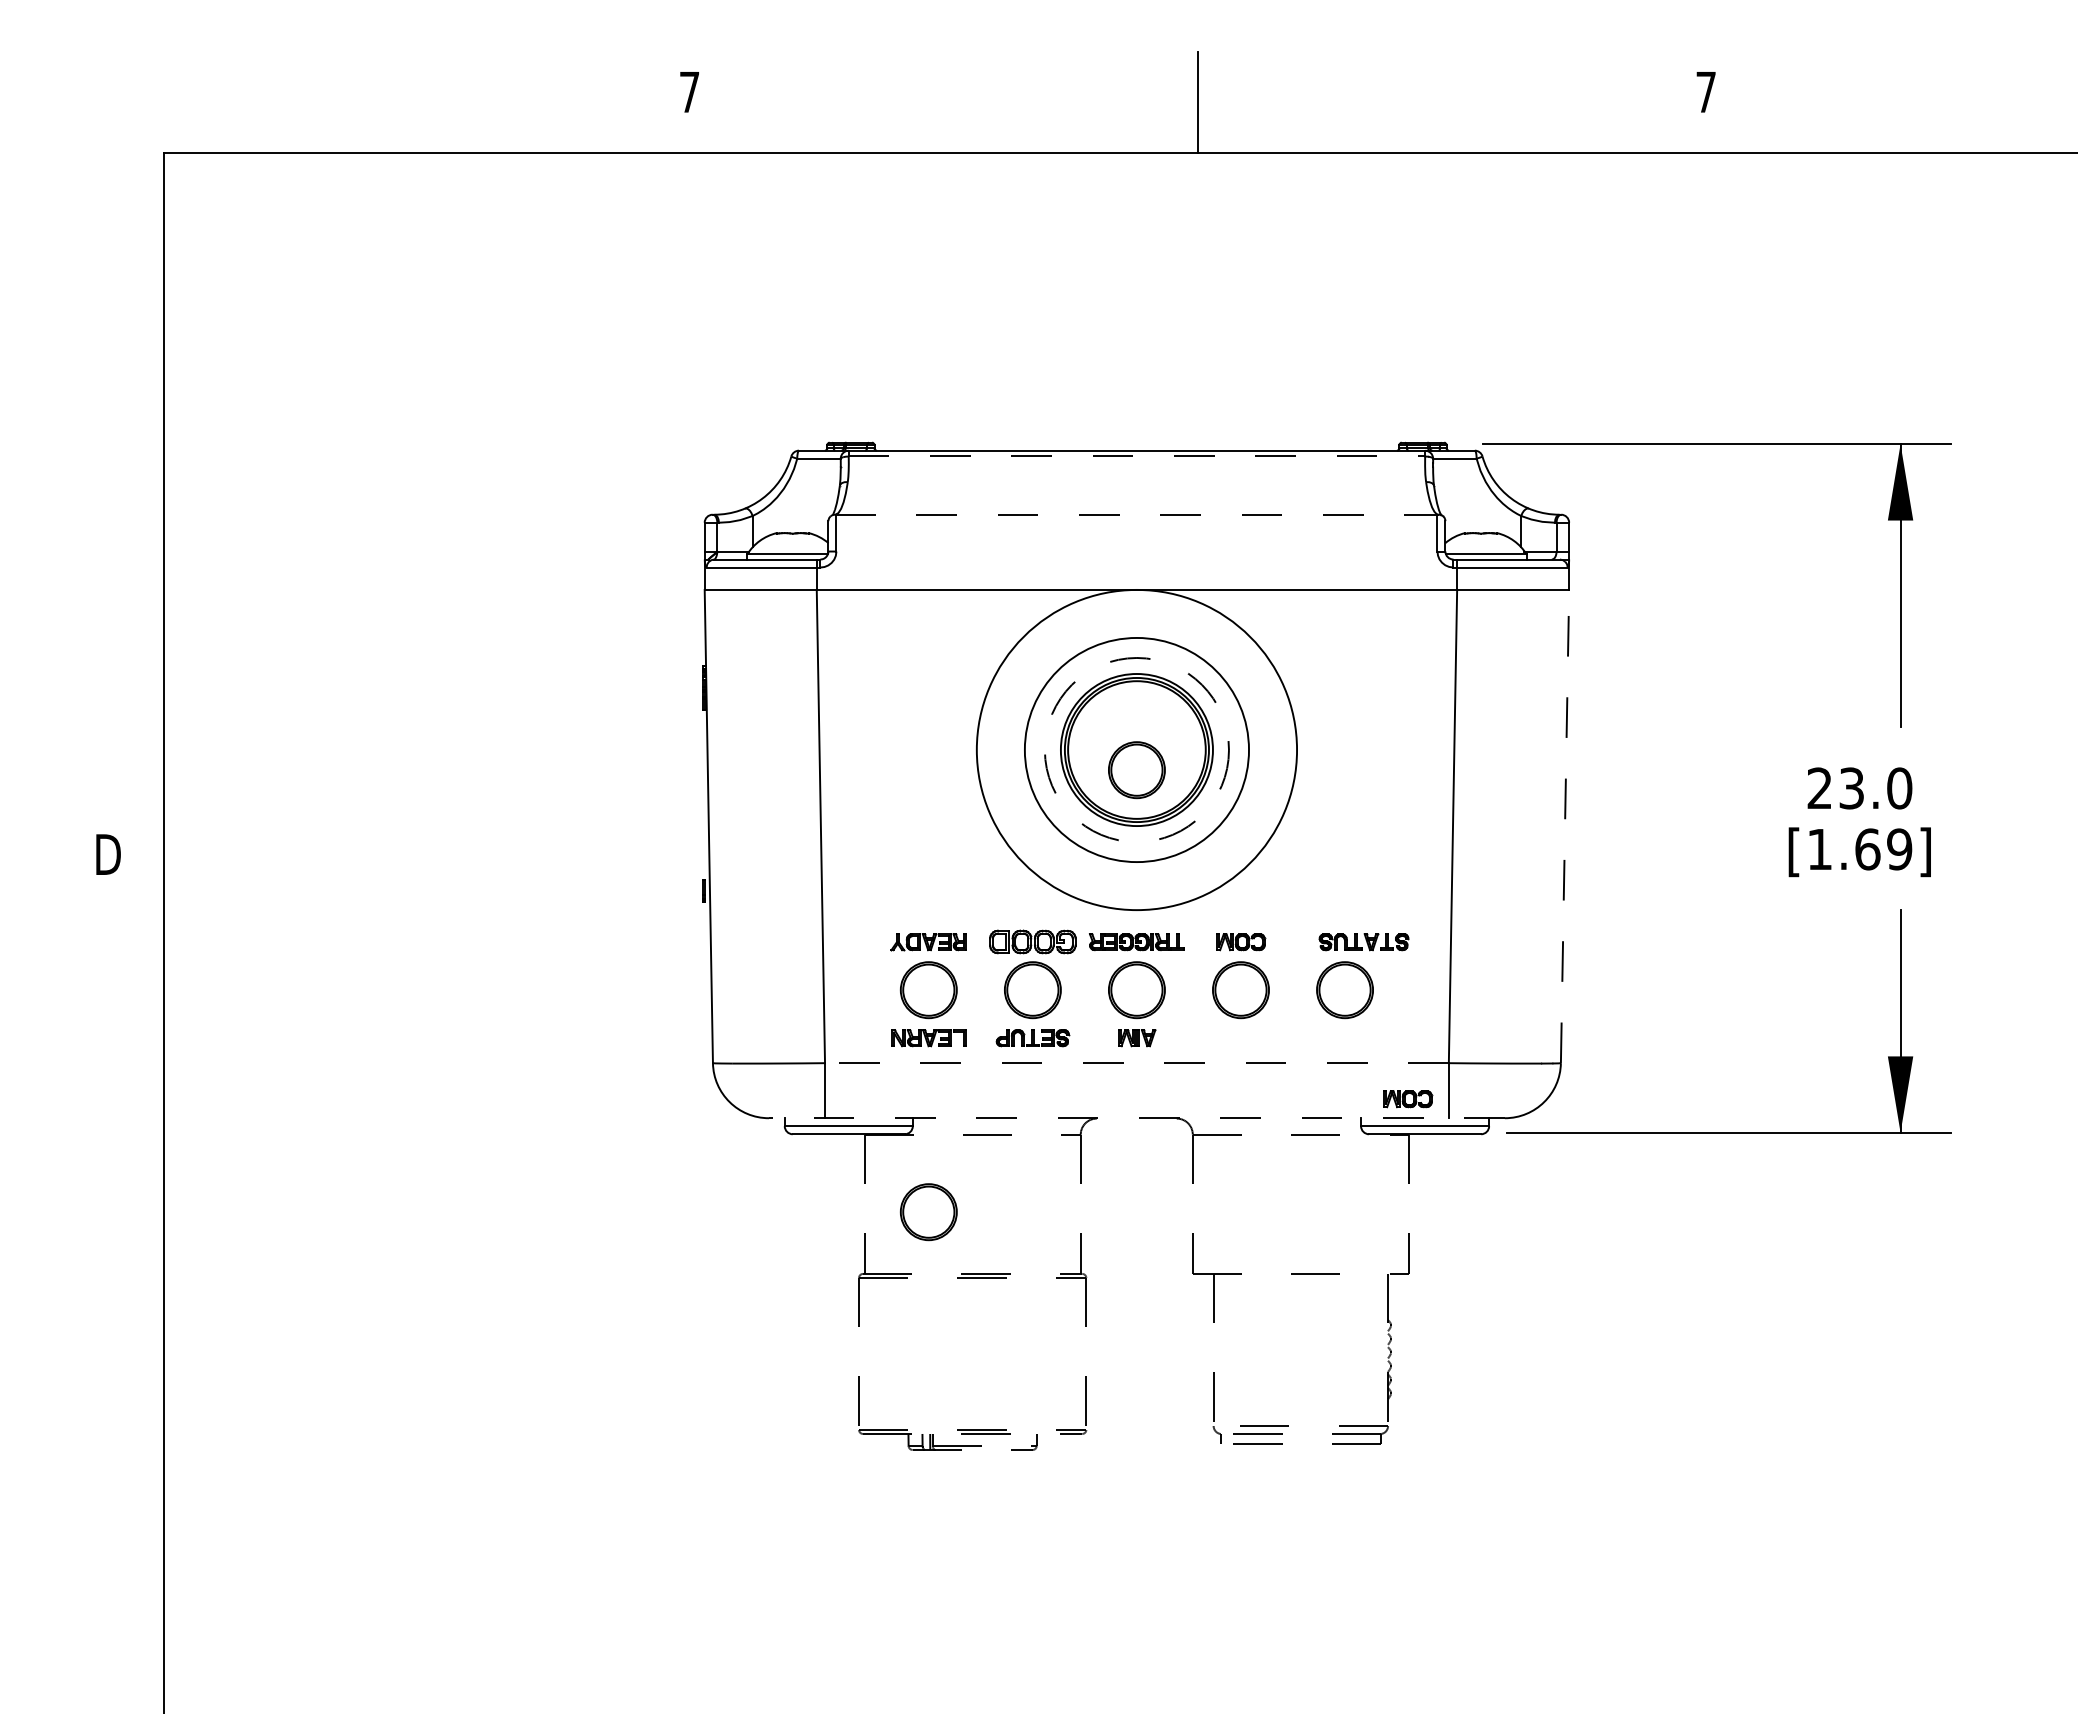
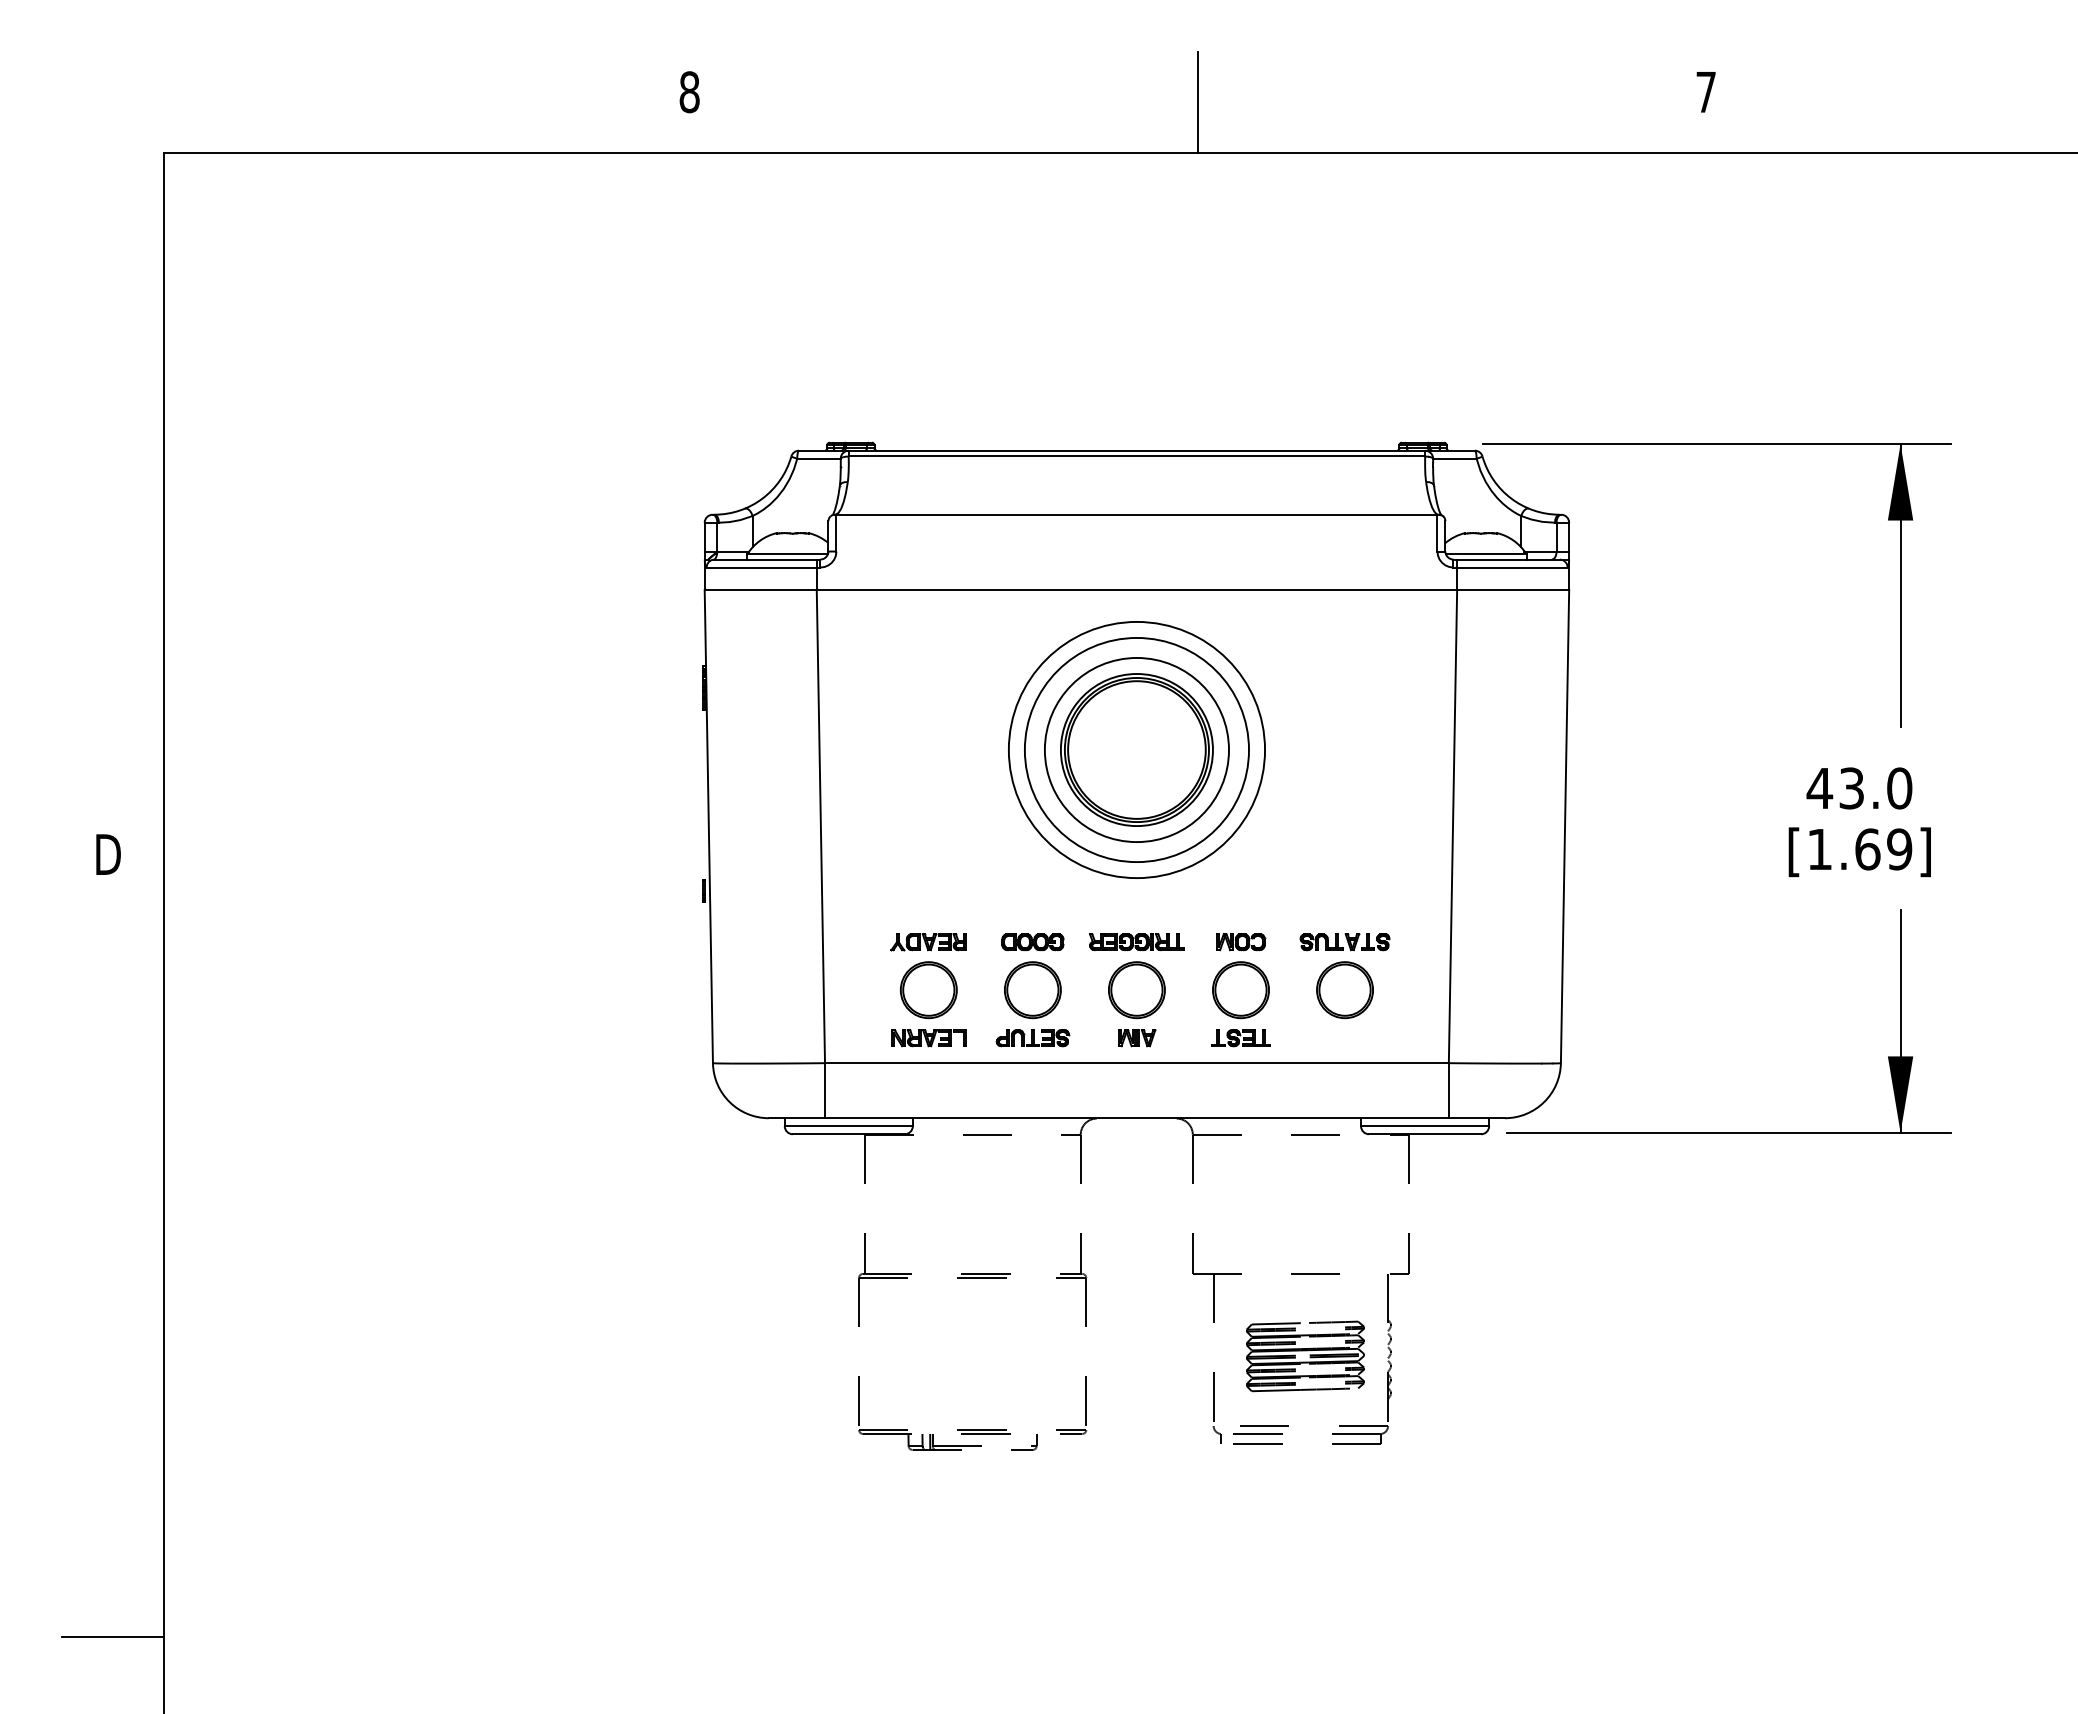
text: 7 -> 8 (689, 92)
line: dashed -> solid (1137, 456)
line: dashed -> solid (1136, 514)
circle diameter: 320 px -> 256 px (1136, 749)
circle: dashed -> solid (1136, 749)
part: present -> none (1136, 770)
text: 23.0 -> 43.0 (1819, 787)
line: dashed -> solid (1565, 826)
part size: 88x26 px -> 64x19 px (1032, 942)
part position: (1363, 942) -> (1344, 942) (1344, 942)
part: none -> present (1240, 1038)
line: dashed -> solid (1136, 1063)
part: present -> none (1408, 1099)
line: dashed -> solid (1136, 1118)
part: present -> none (928, 1212)
part: none -> present (1305, 1356)
line: none -> present (112, 1637)
